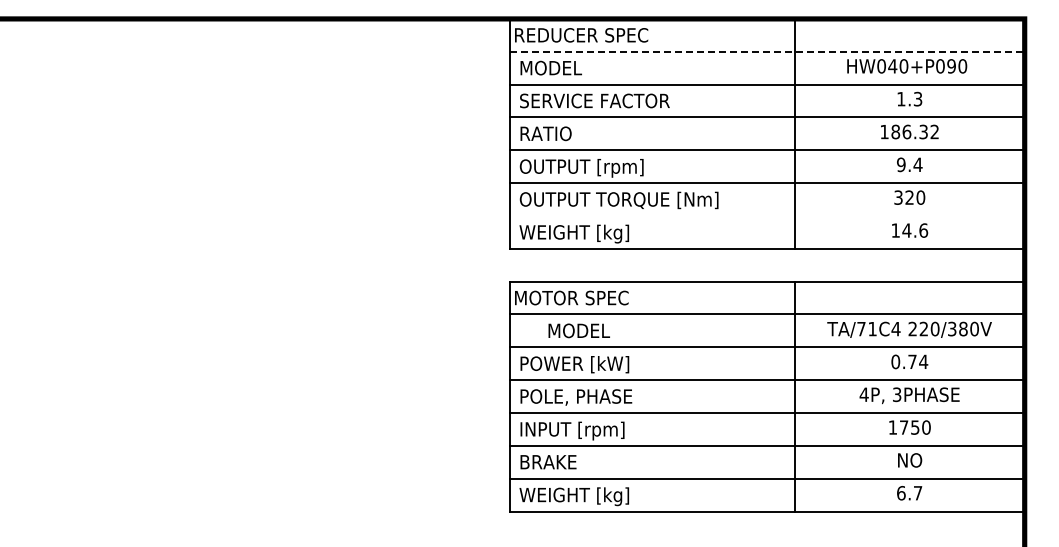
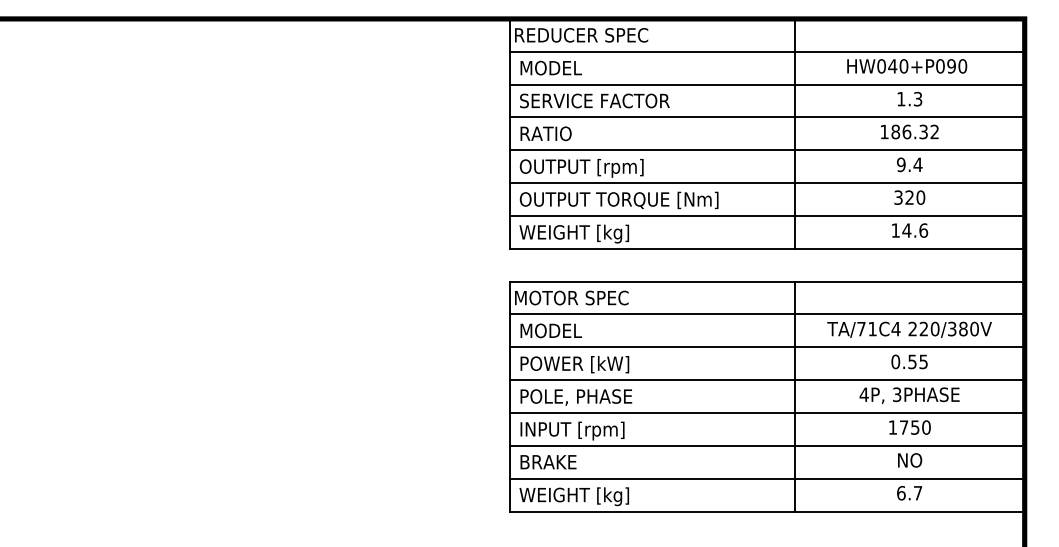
line: dashed -> solid (767, 51)
line: none -> present (766, 215)
text position: (578, 330) -> (550, 330) (550, 330)
text: 0.74 -> 0.55 (918, 361)
